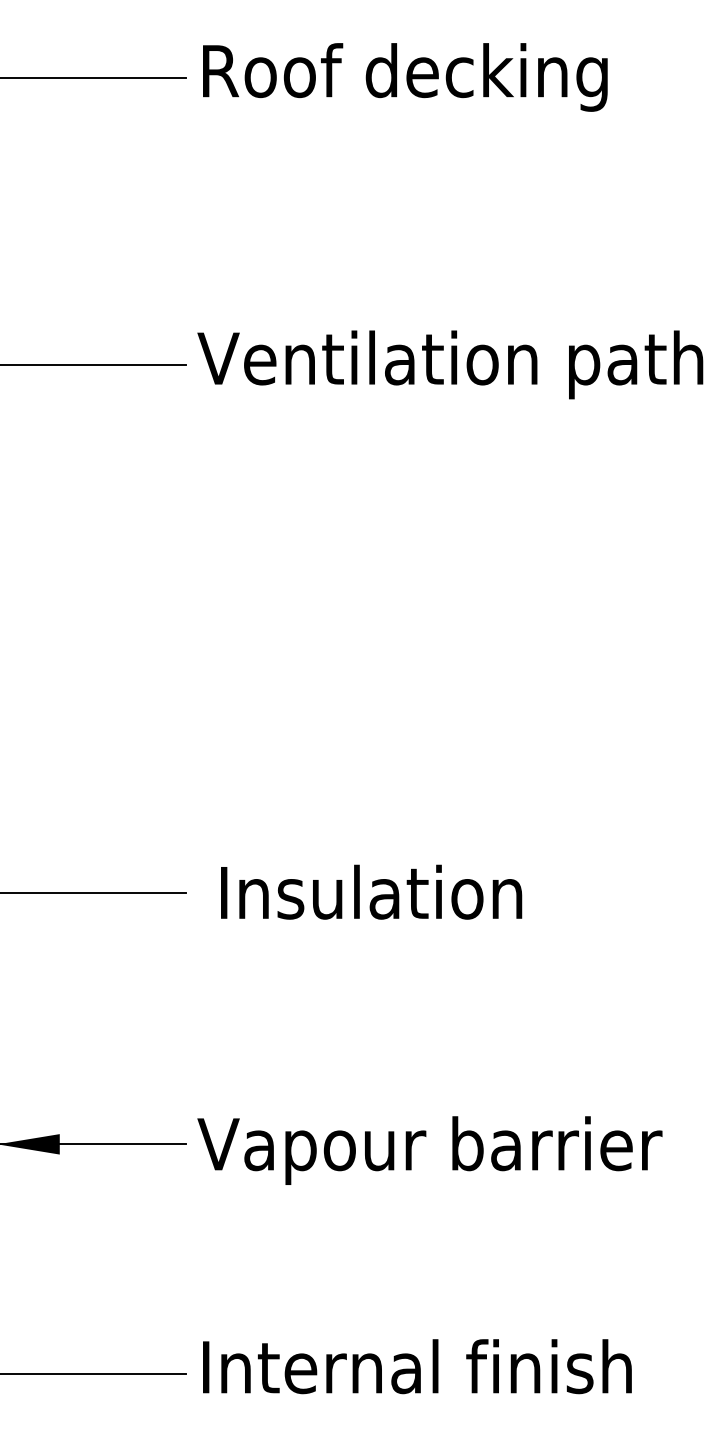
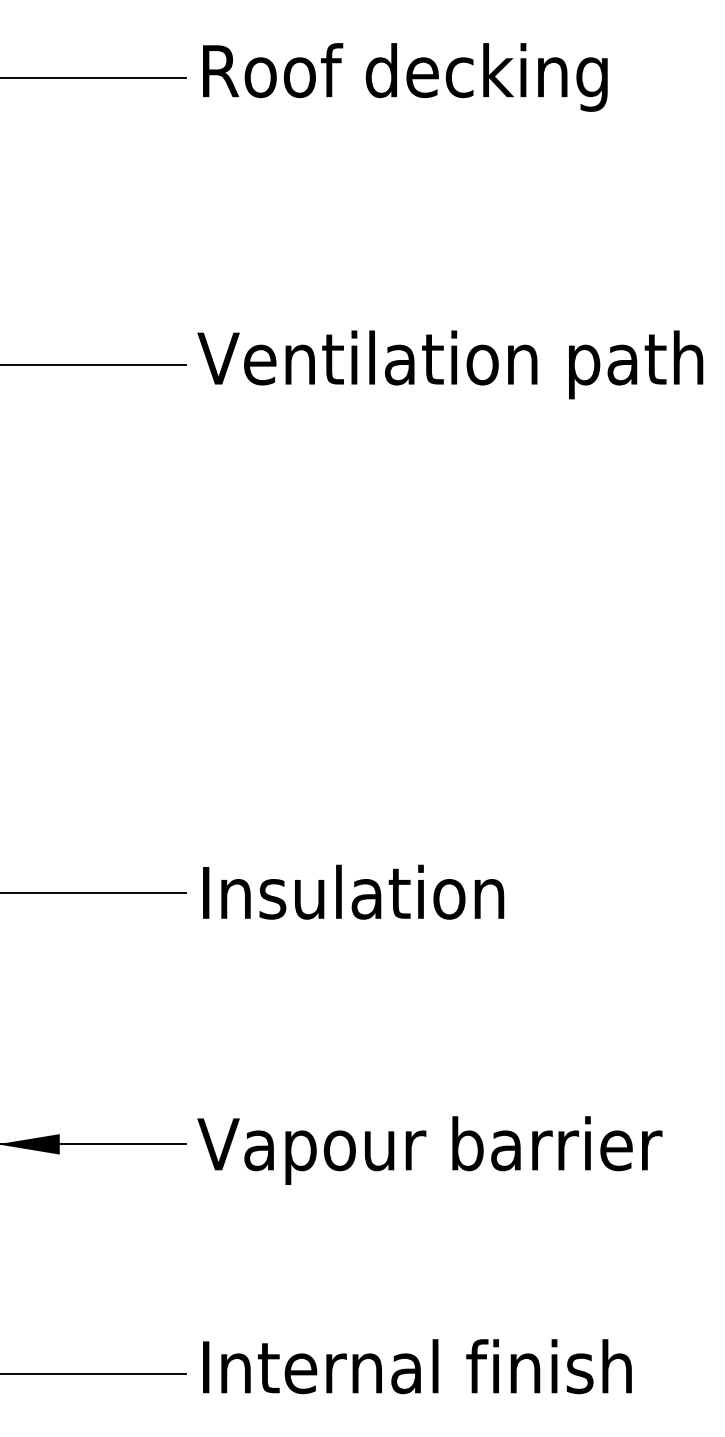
text position: (371, 891) -> (353, 891) (353, 891)
